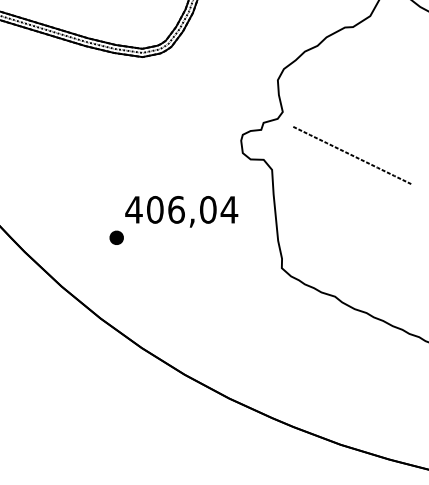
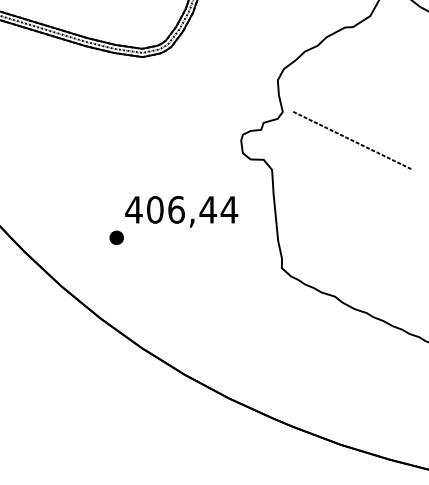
curve position: (352, 155) -> (352, 140) (352, 140)
text: 406,04 -> 406,44 (207, 209)
